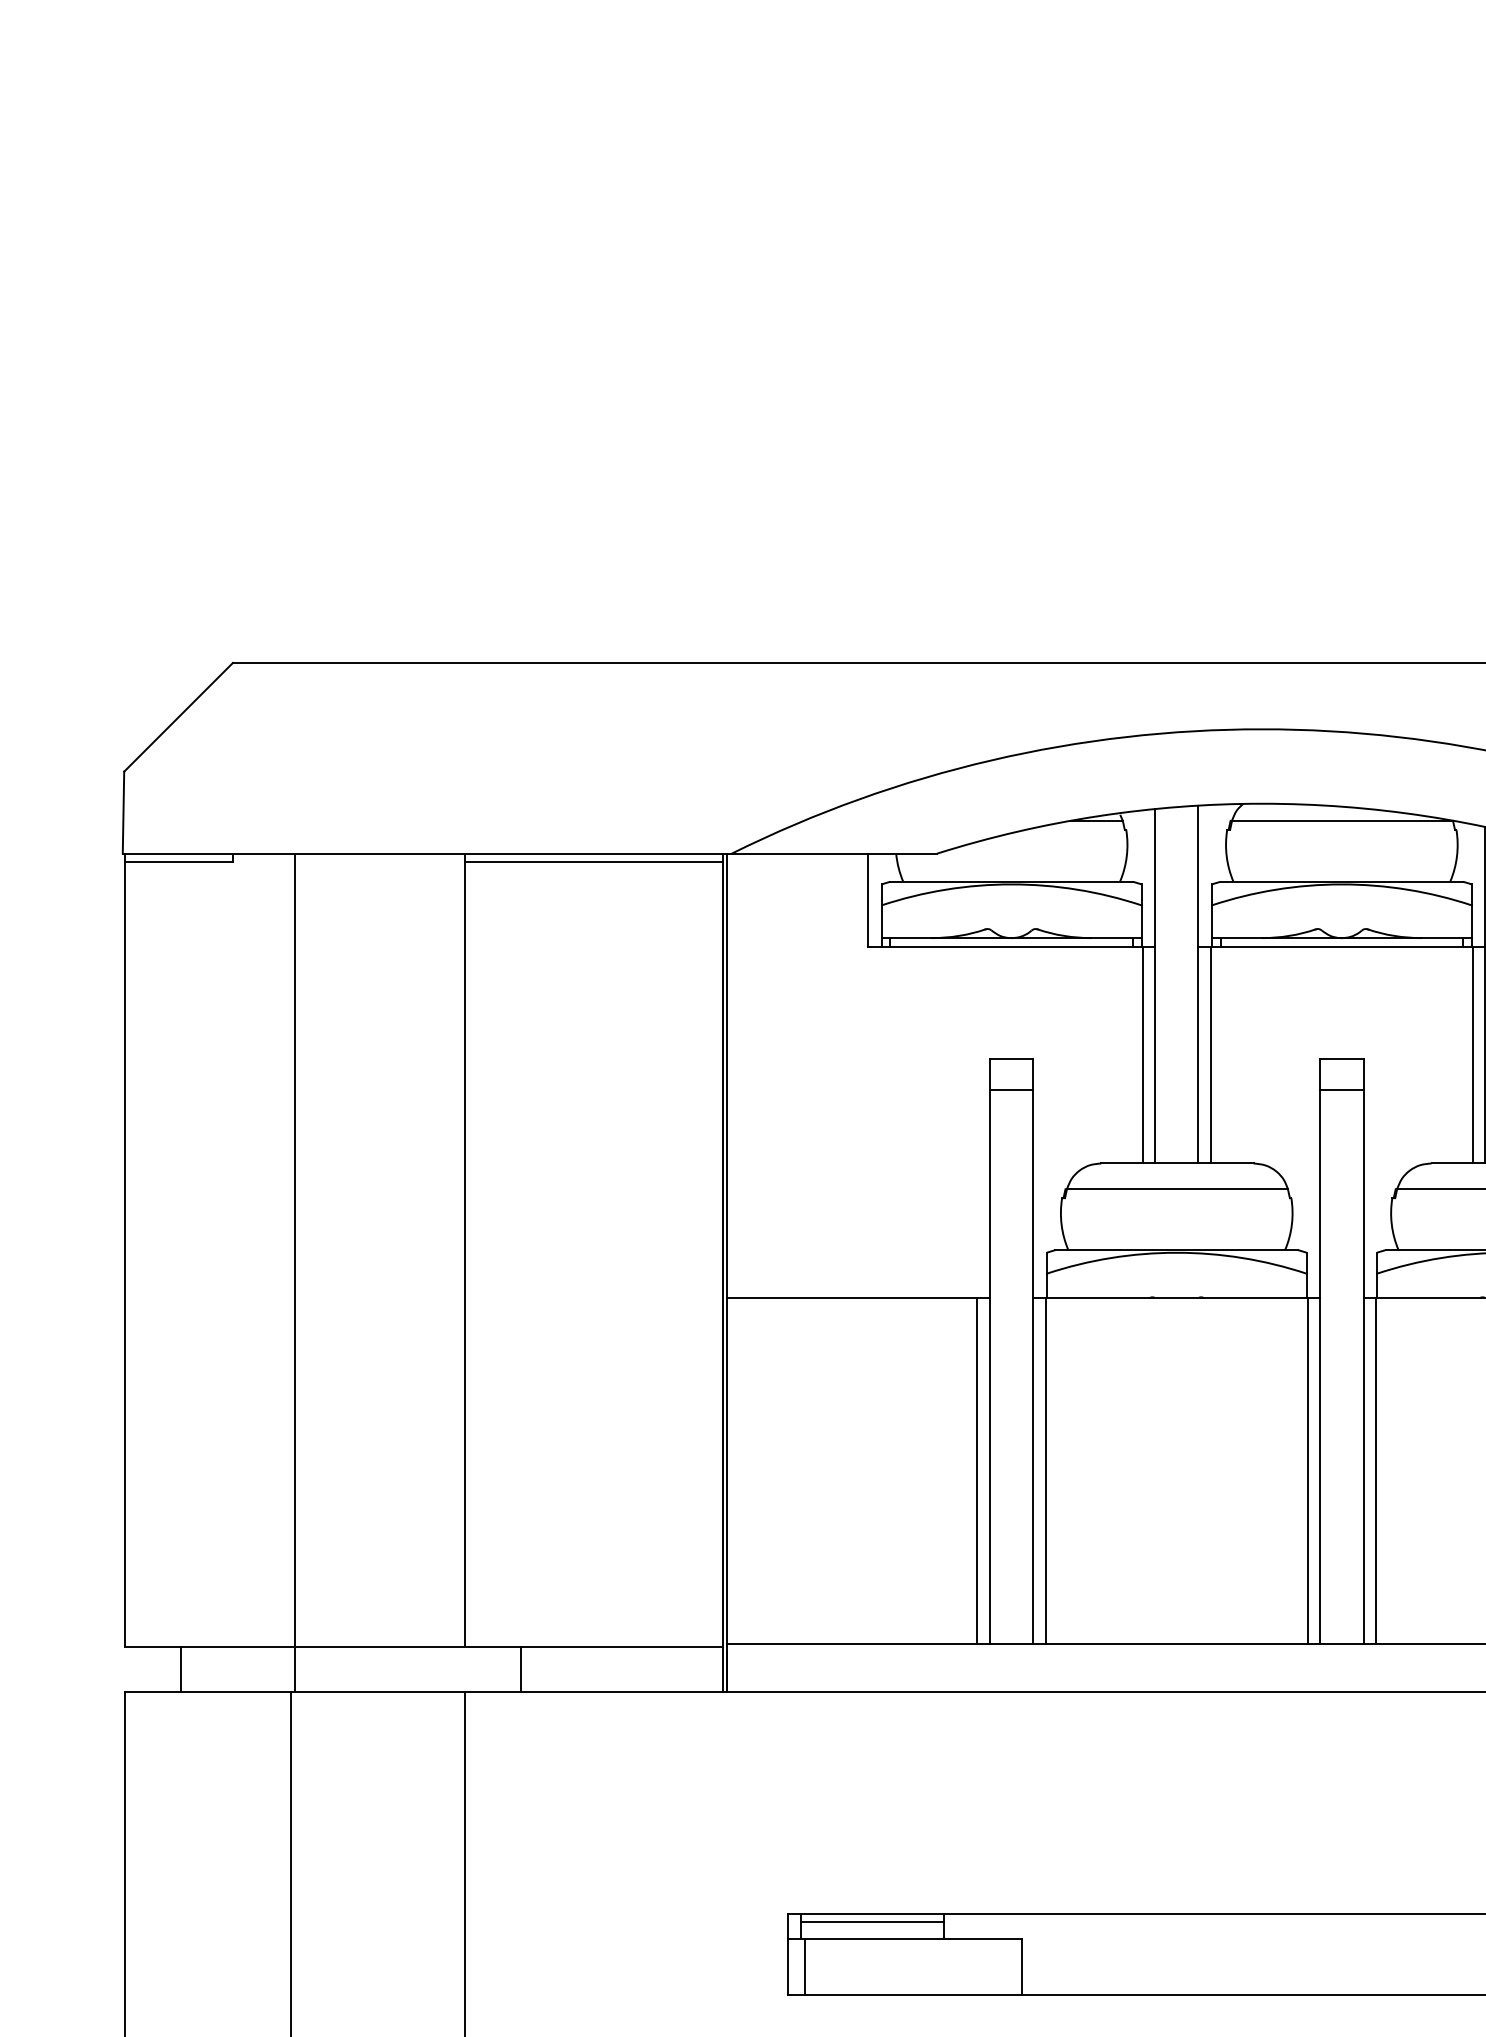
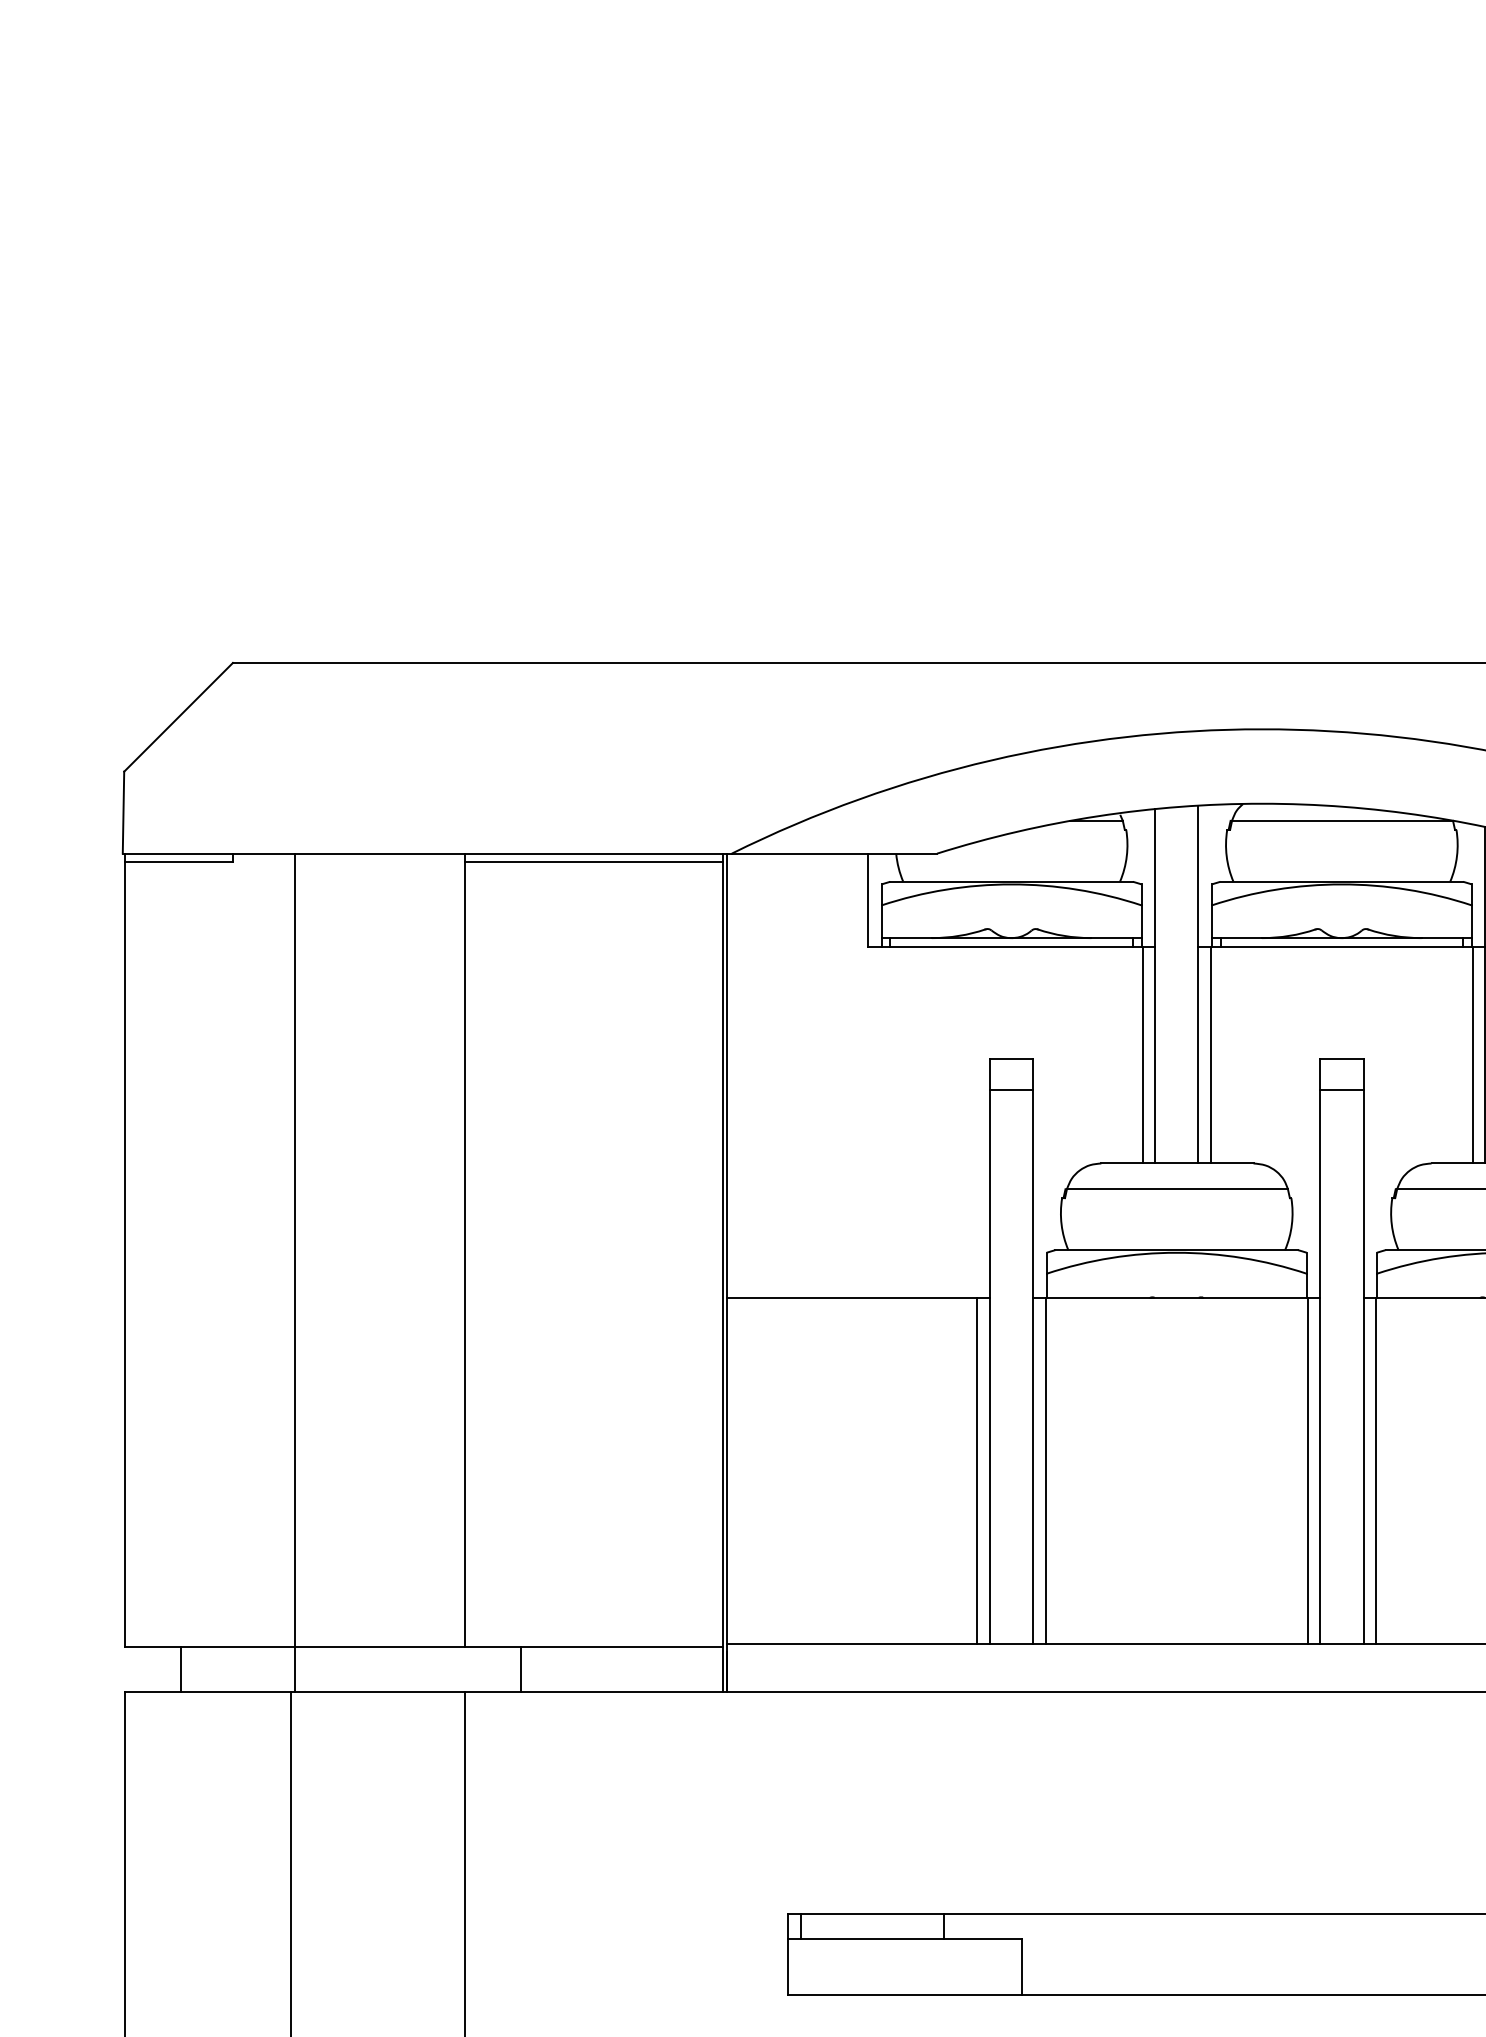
line: present -> none (871, 1921)
line: present -> none (804, 1967)
